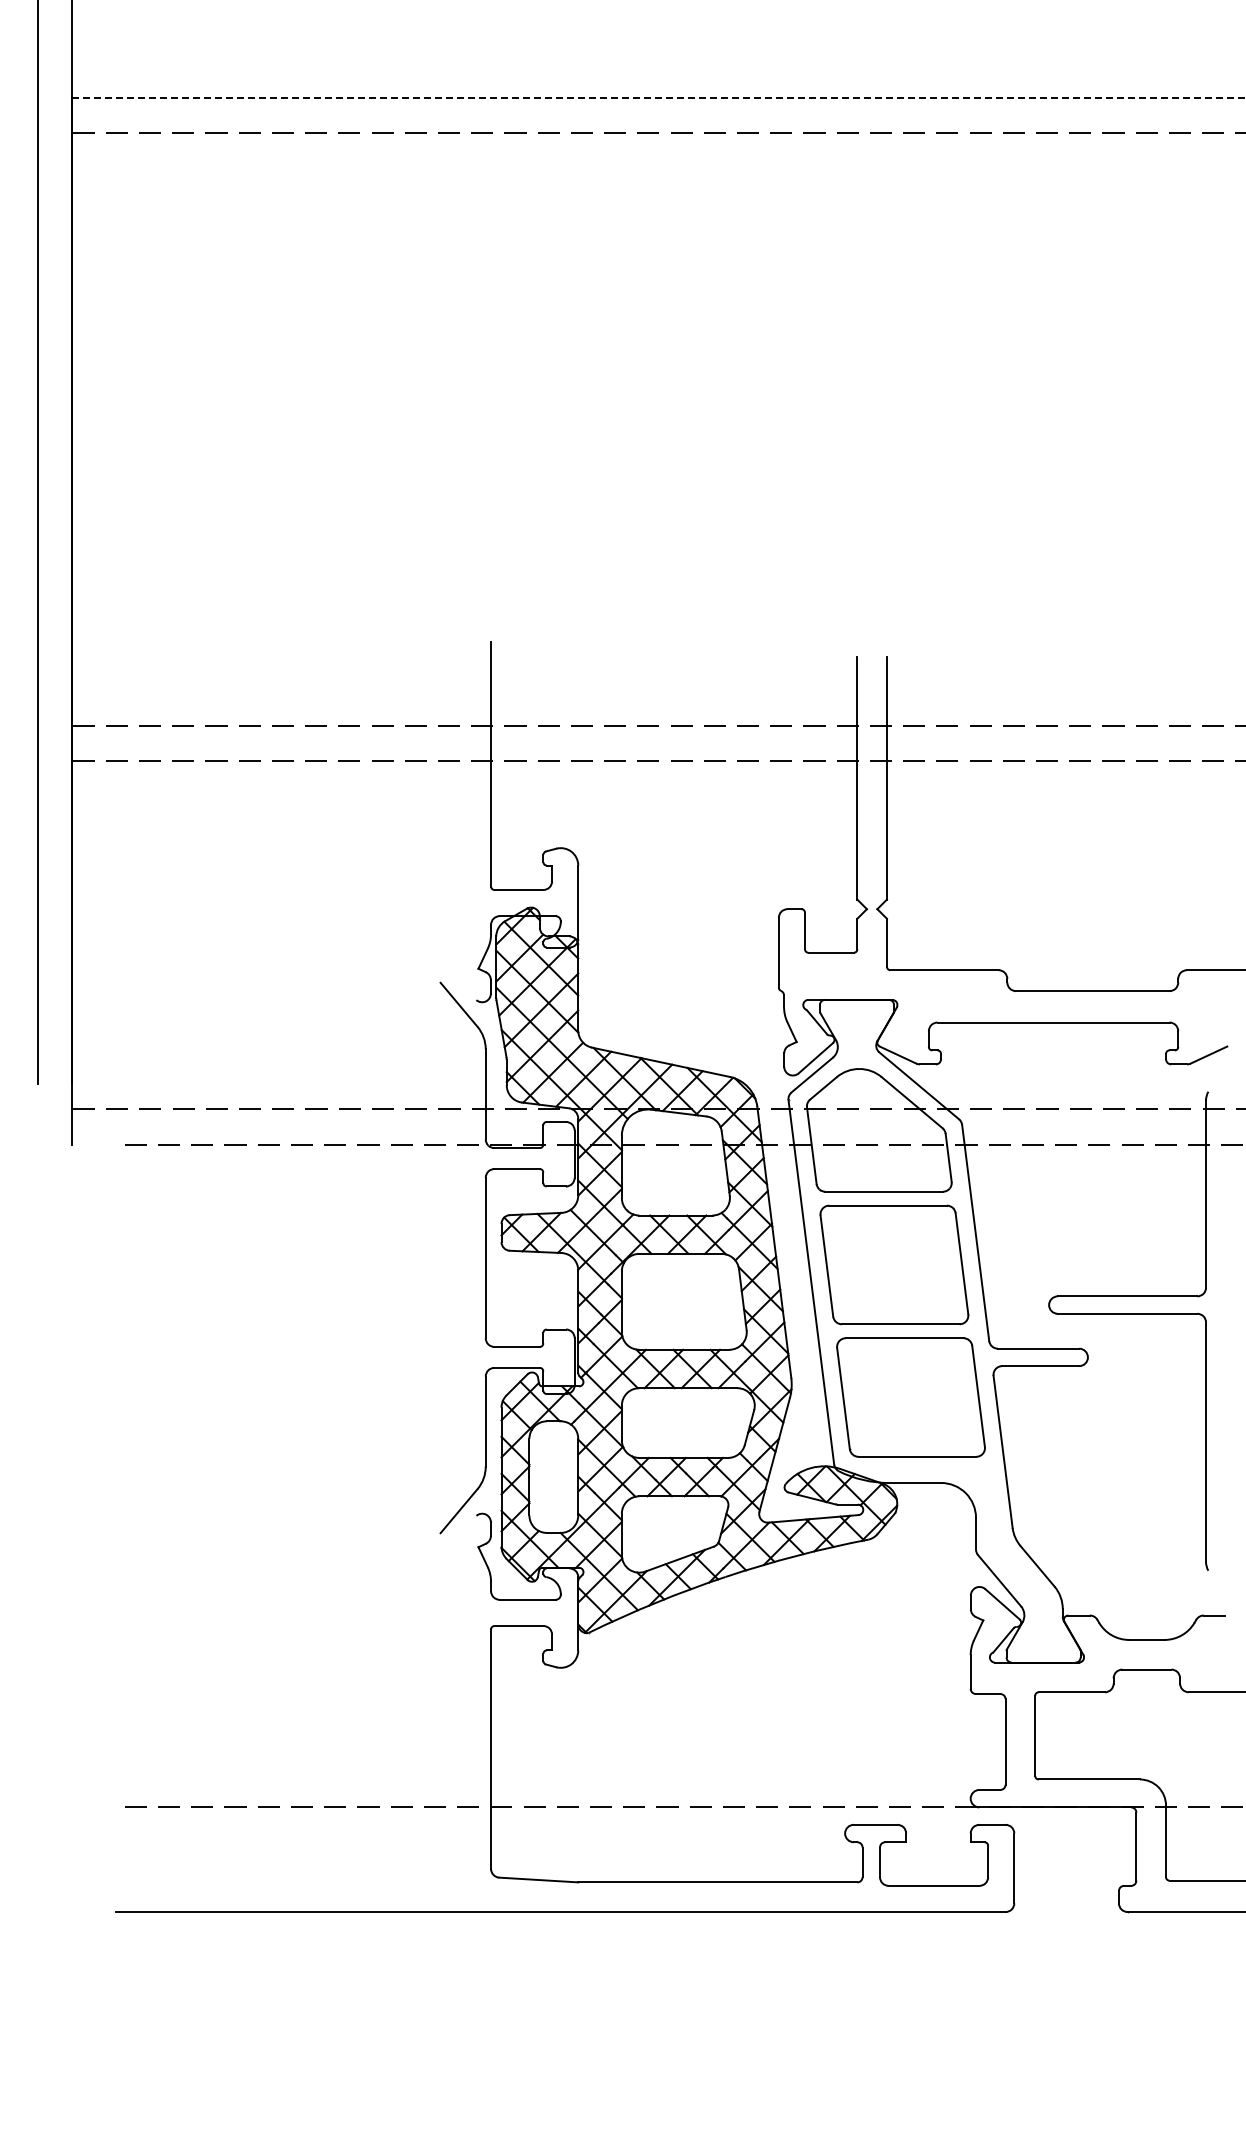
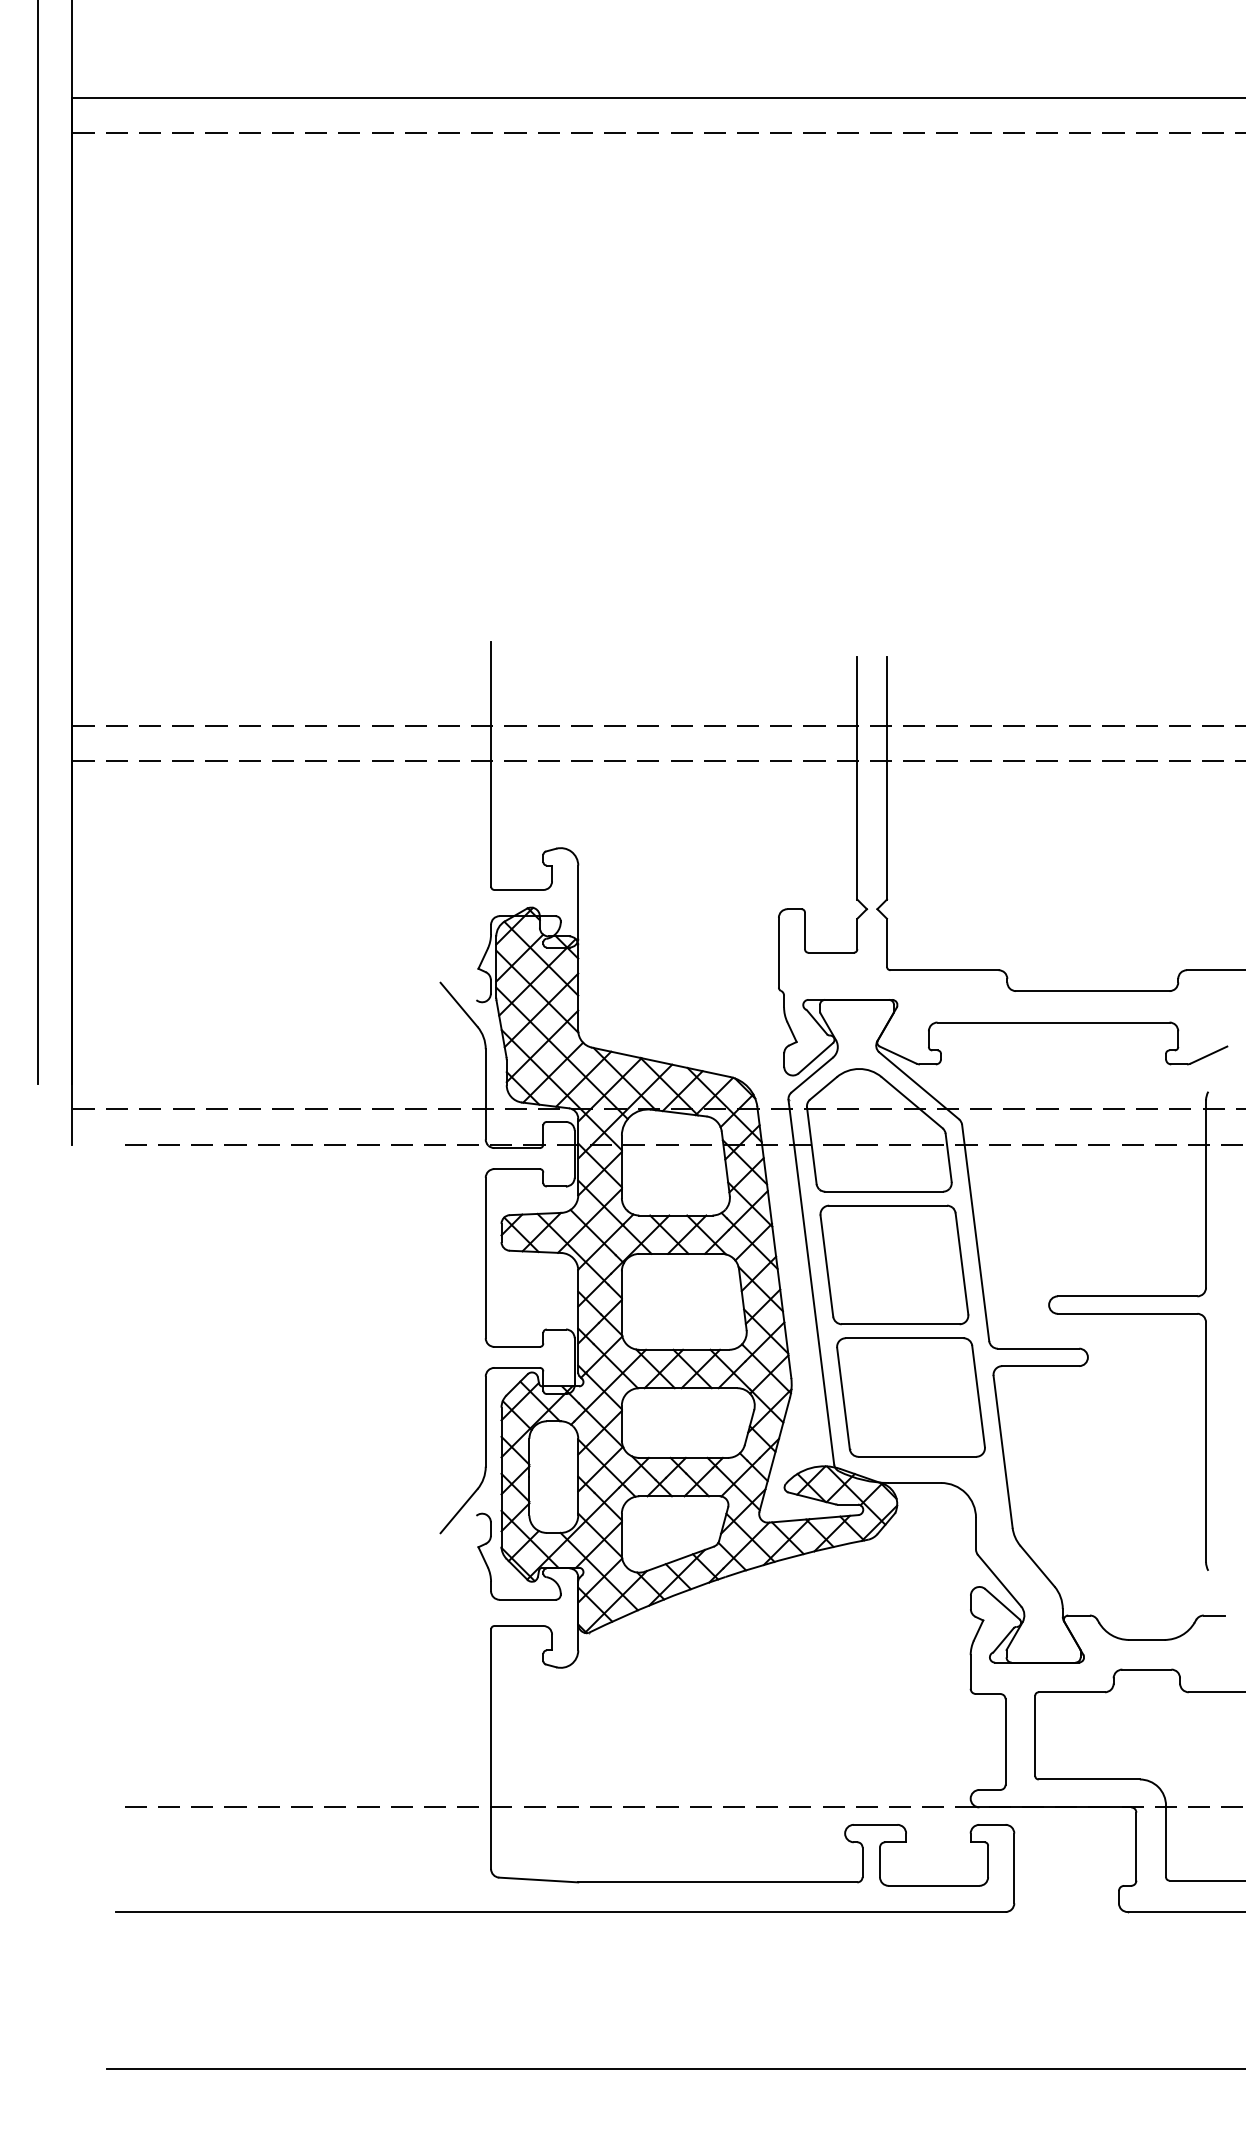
line: dashed -> solid (659, 98)
line: none -> present (674, 2069)
